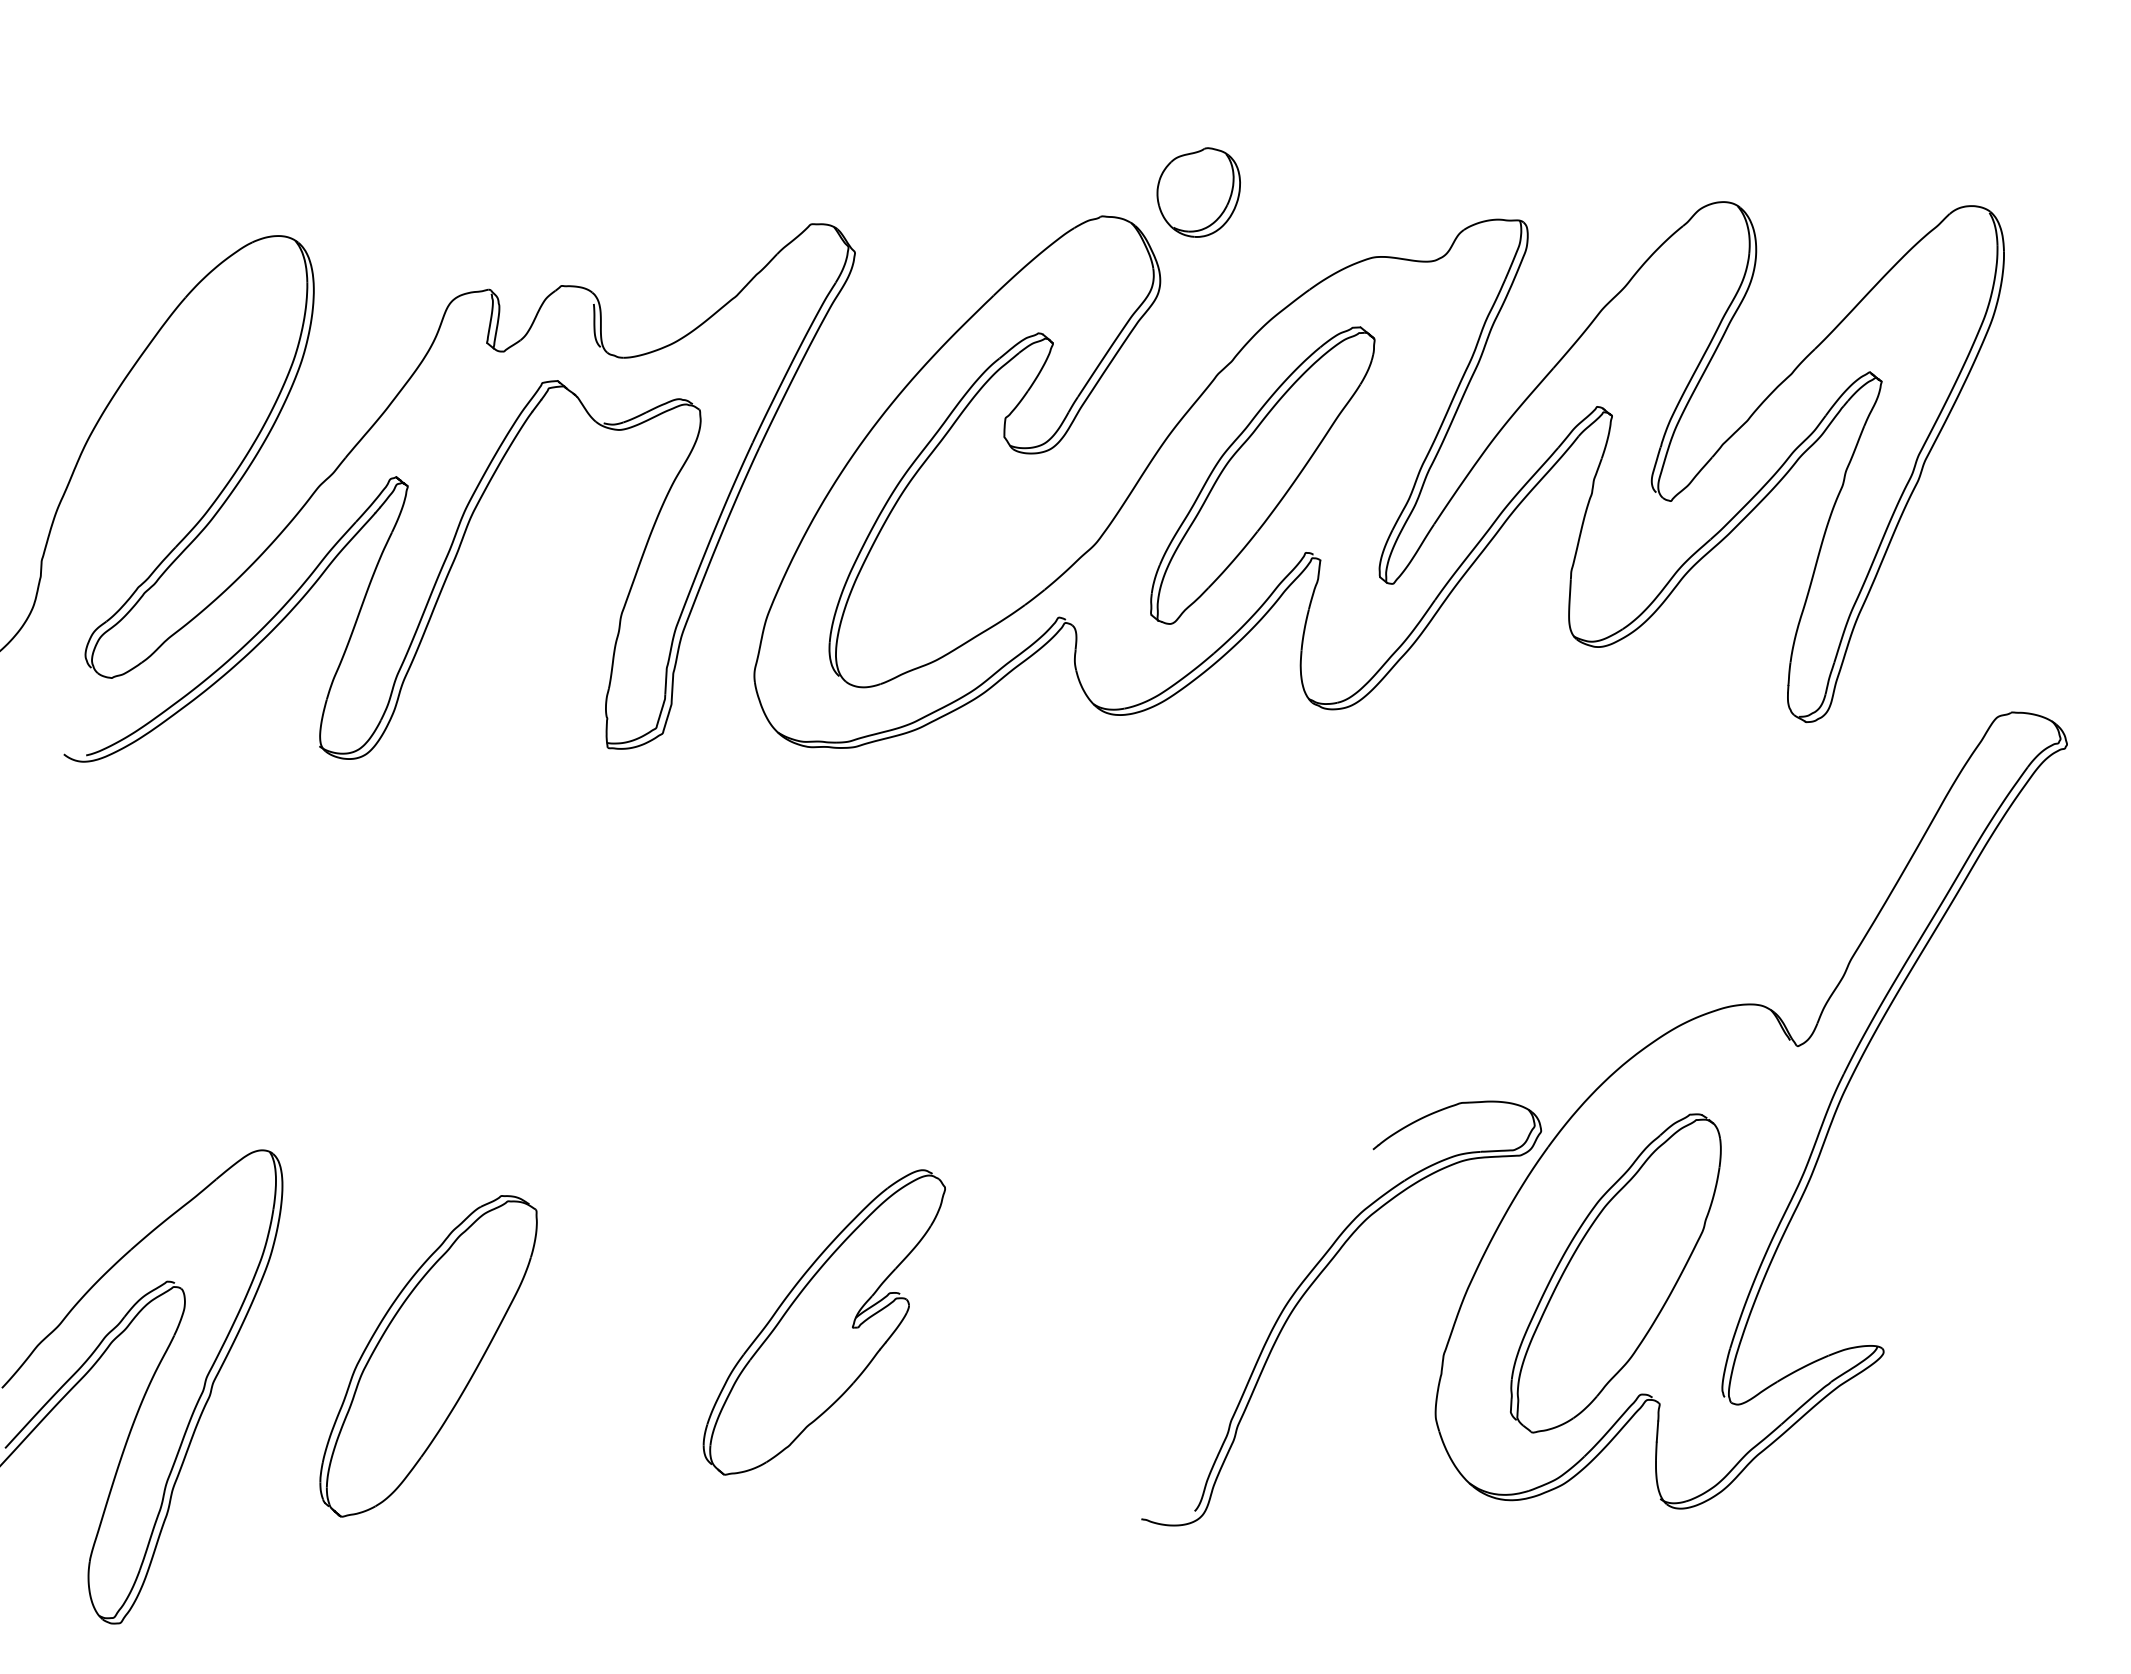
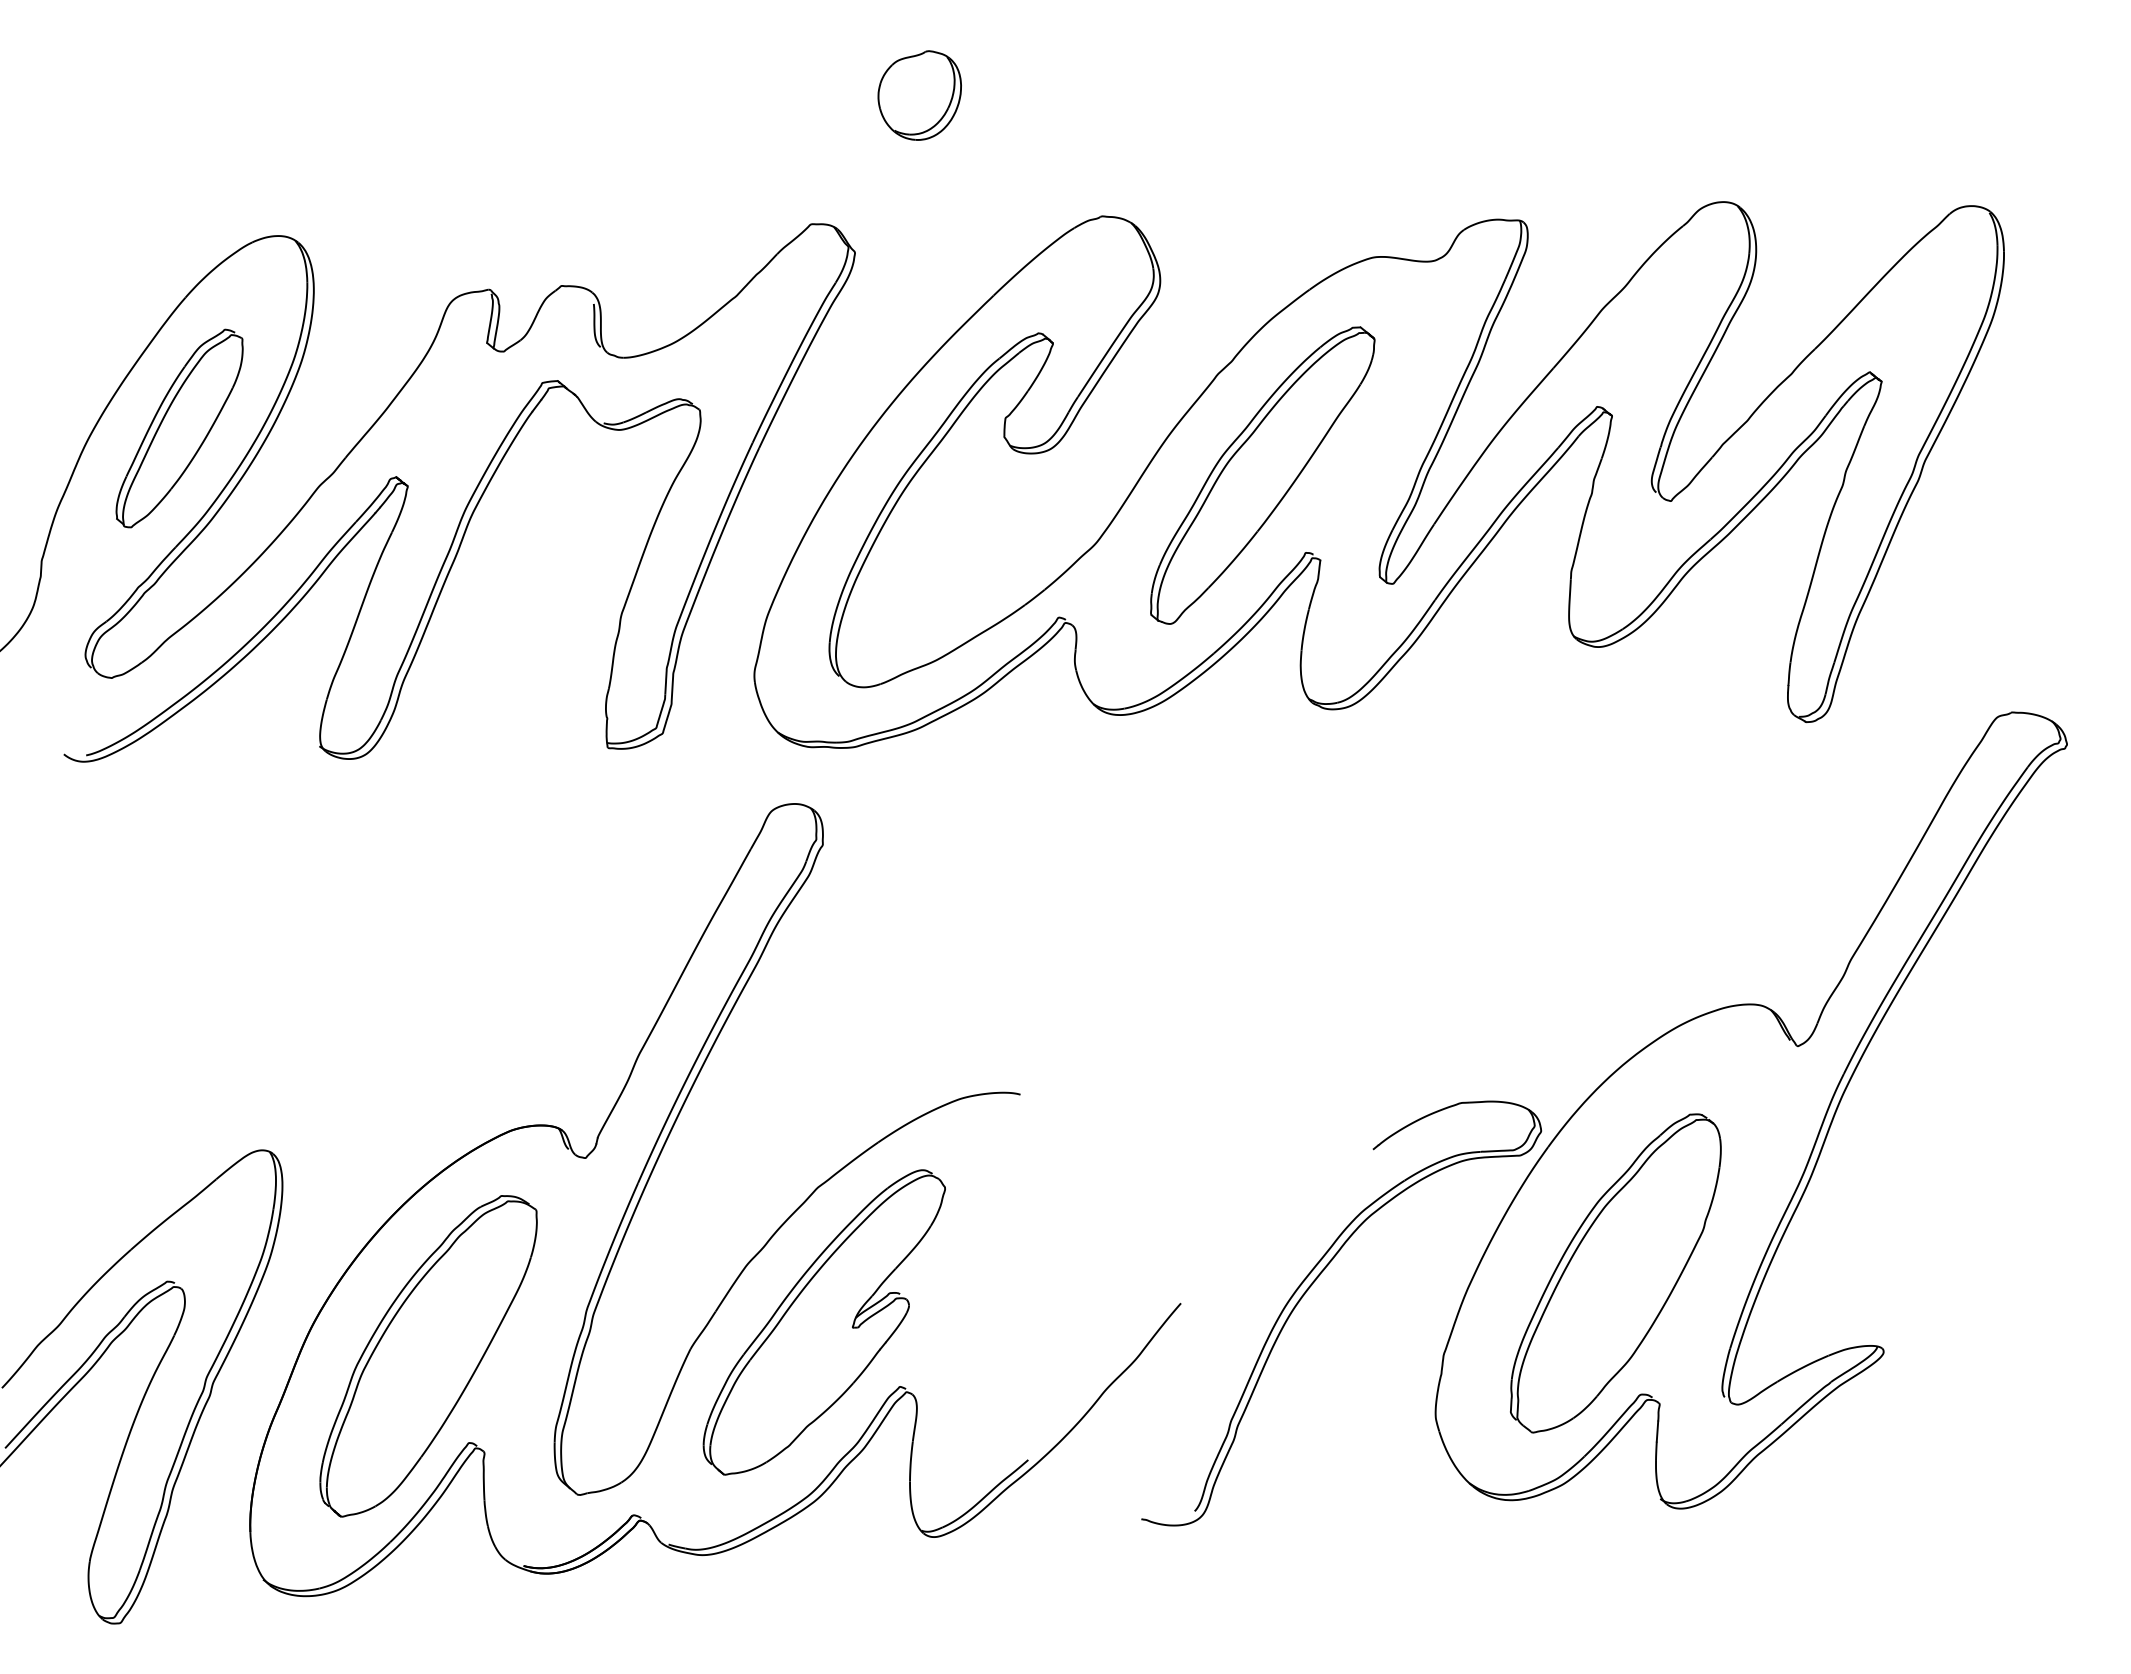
part position: (1198, 192) -> (919, 95) (919, 95)
part: none -> present (179, 428)
part: none -> present (767, 1240)
